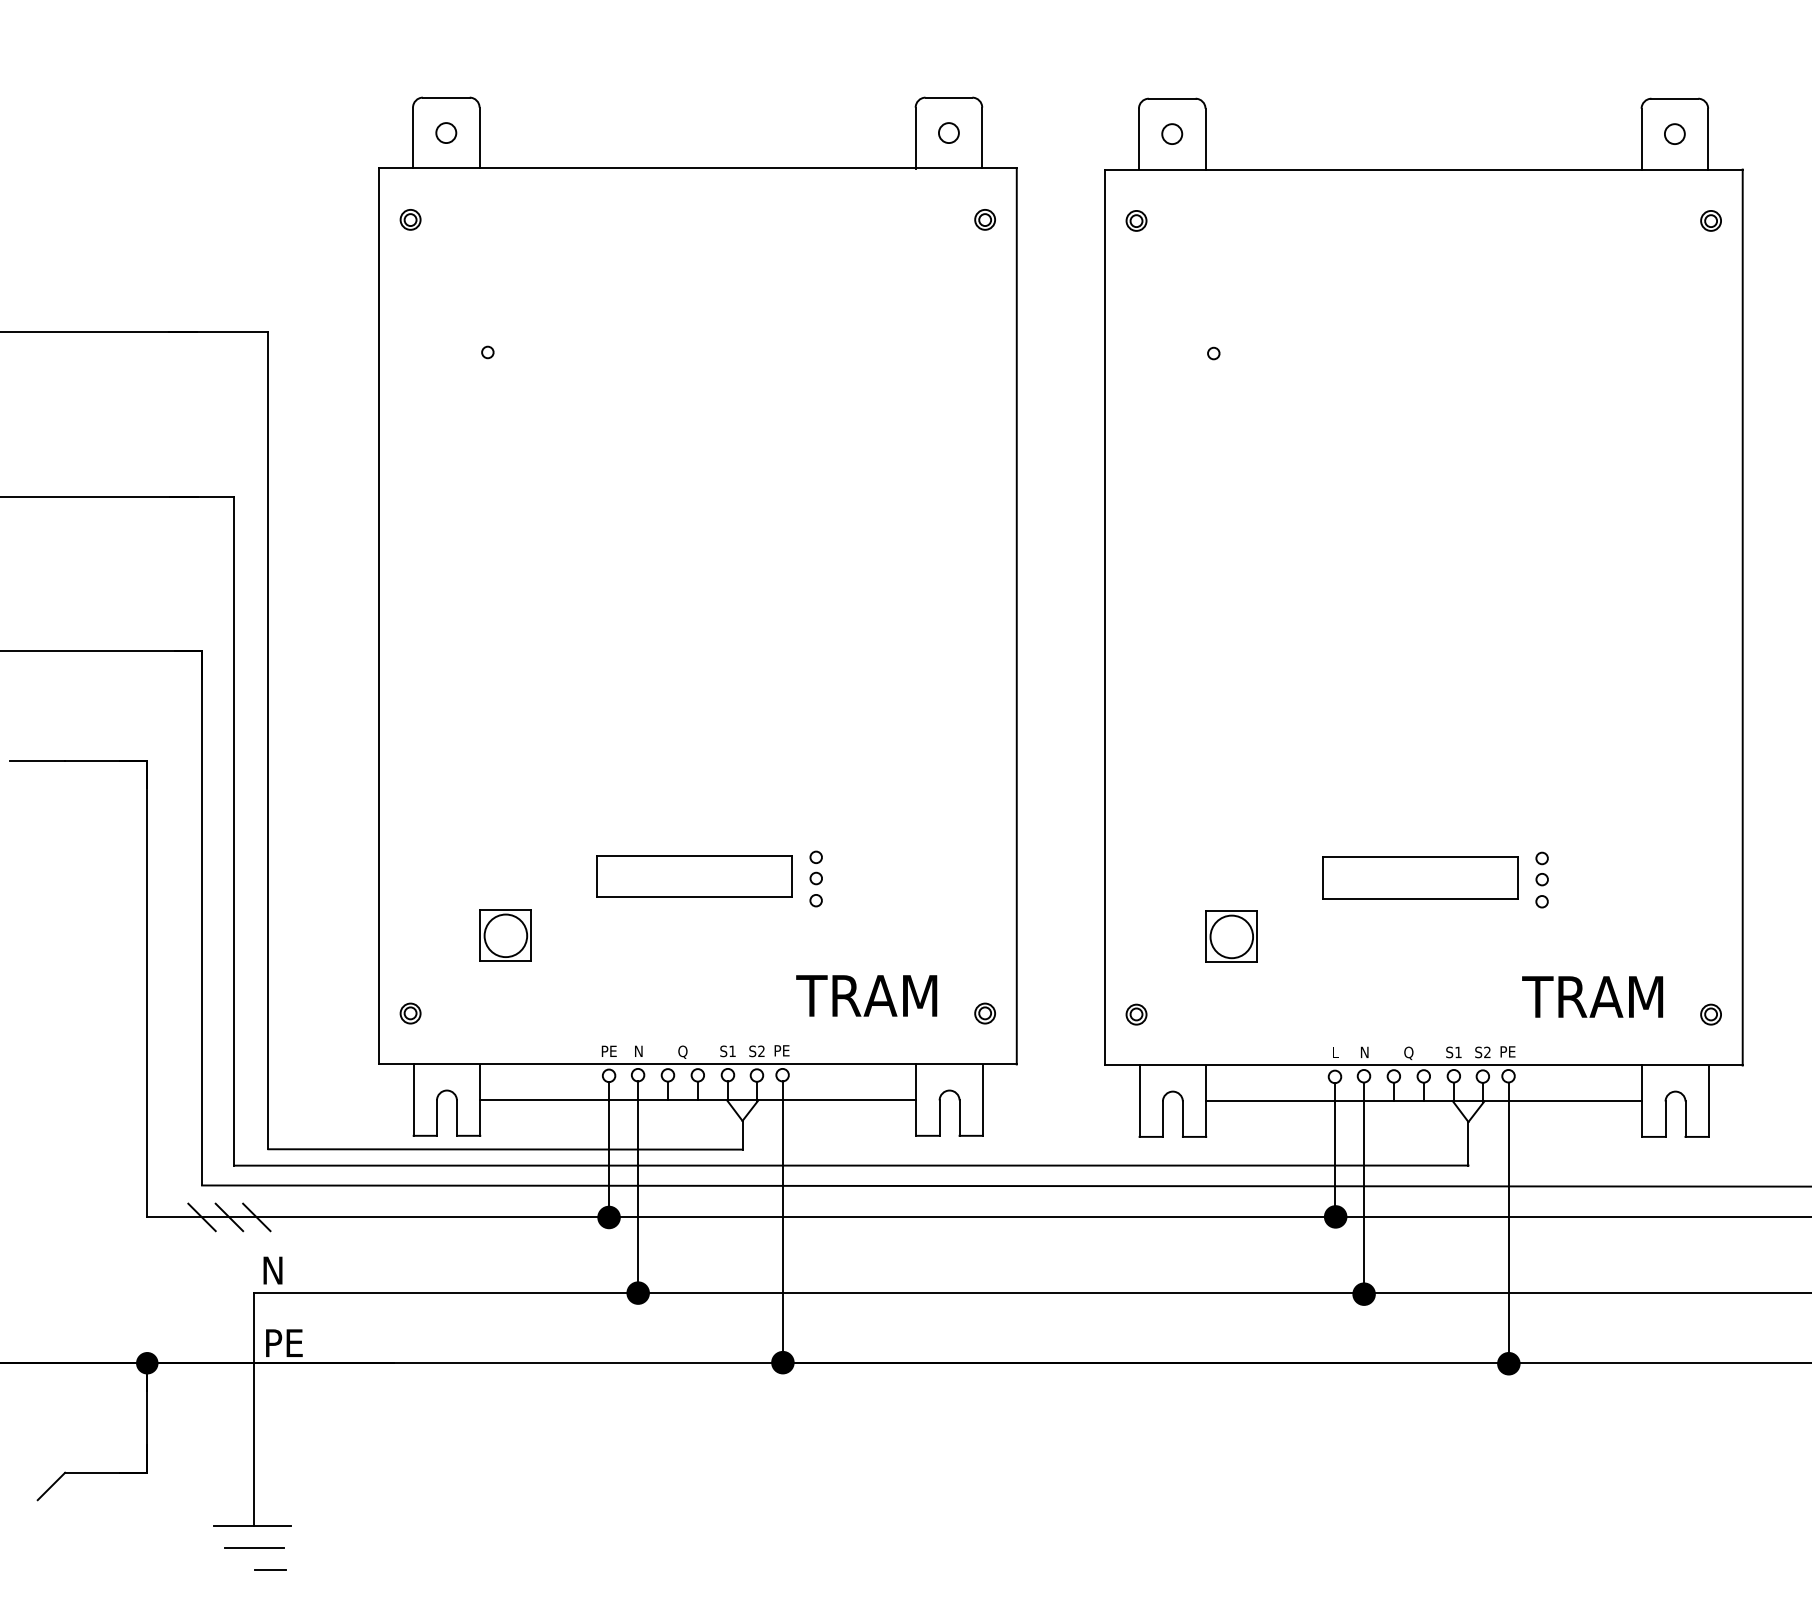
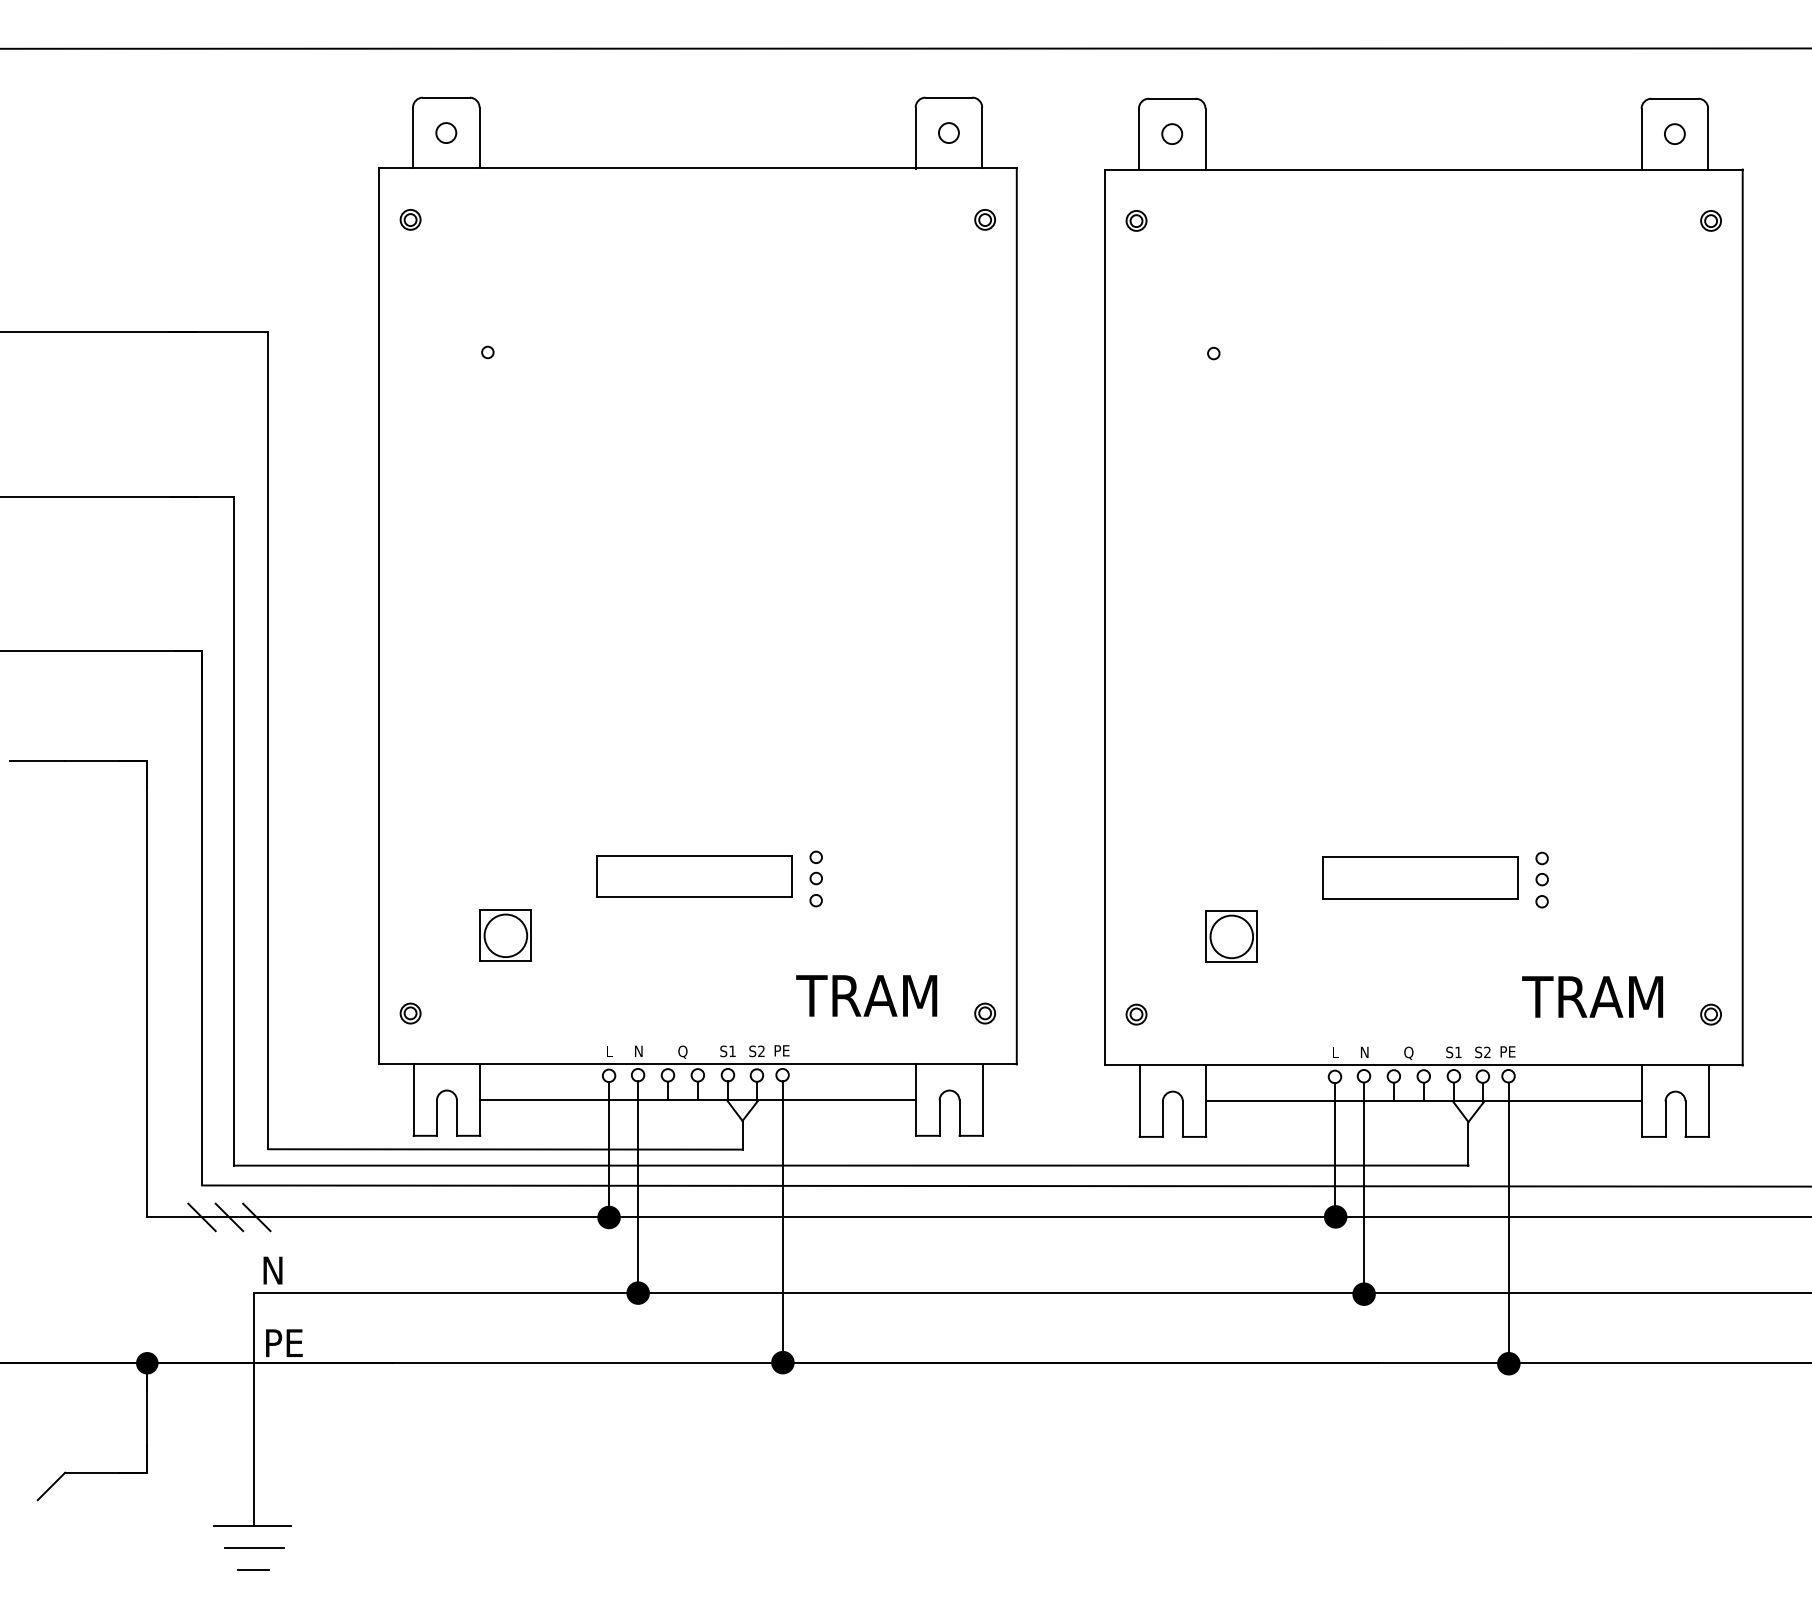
line: none -> present (905, 48)
text: PE -> L (608, 1050)
line position: (270, 1569) -> (253, 1569) (253, 1569)
